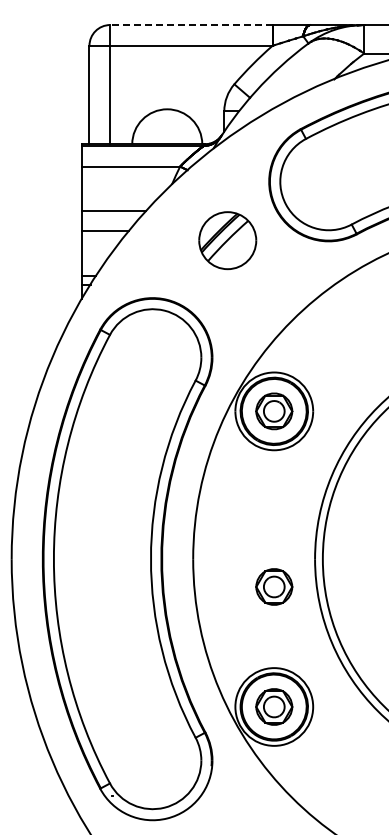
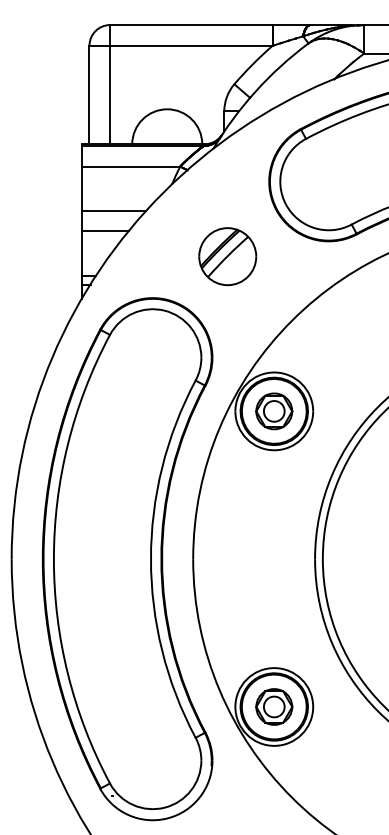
line: dashed -> solid (190, 25)
part position: (227, 240) -> (227, 256) (227, 256)
part: present -> none (274, 586)
